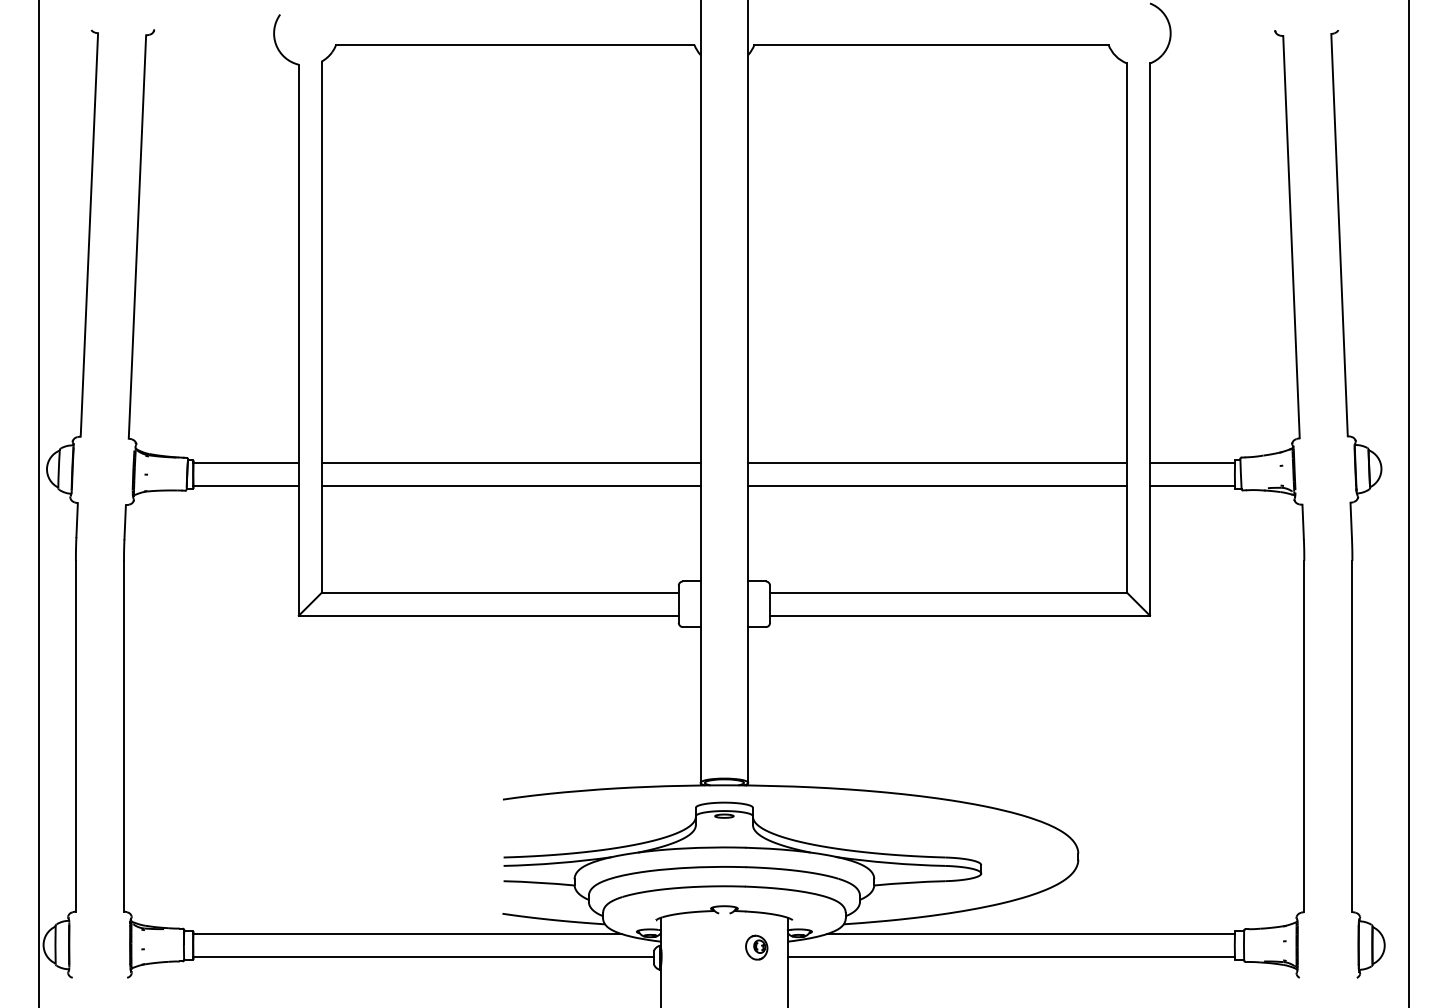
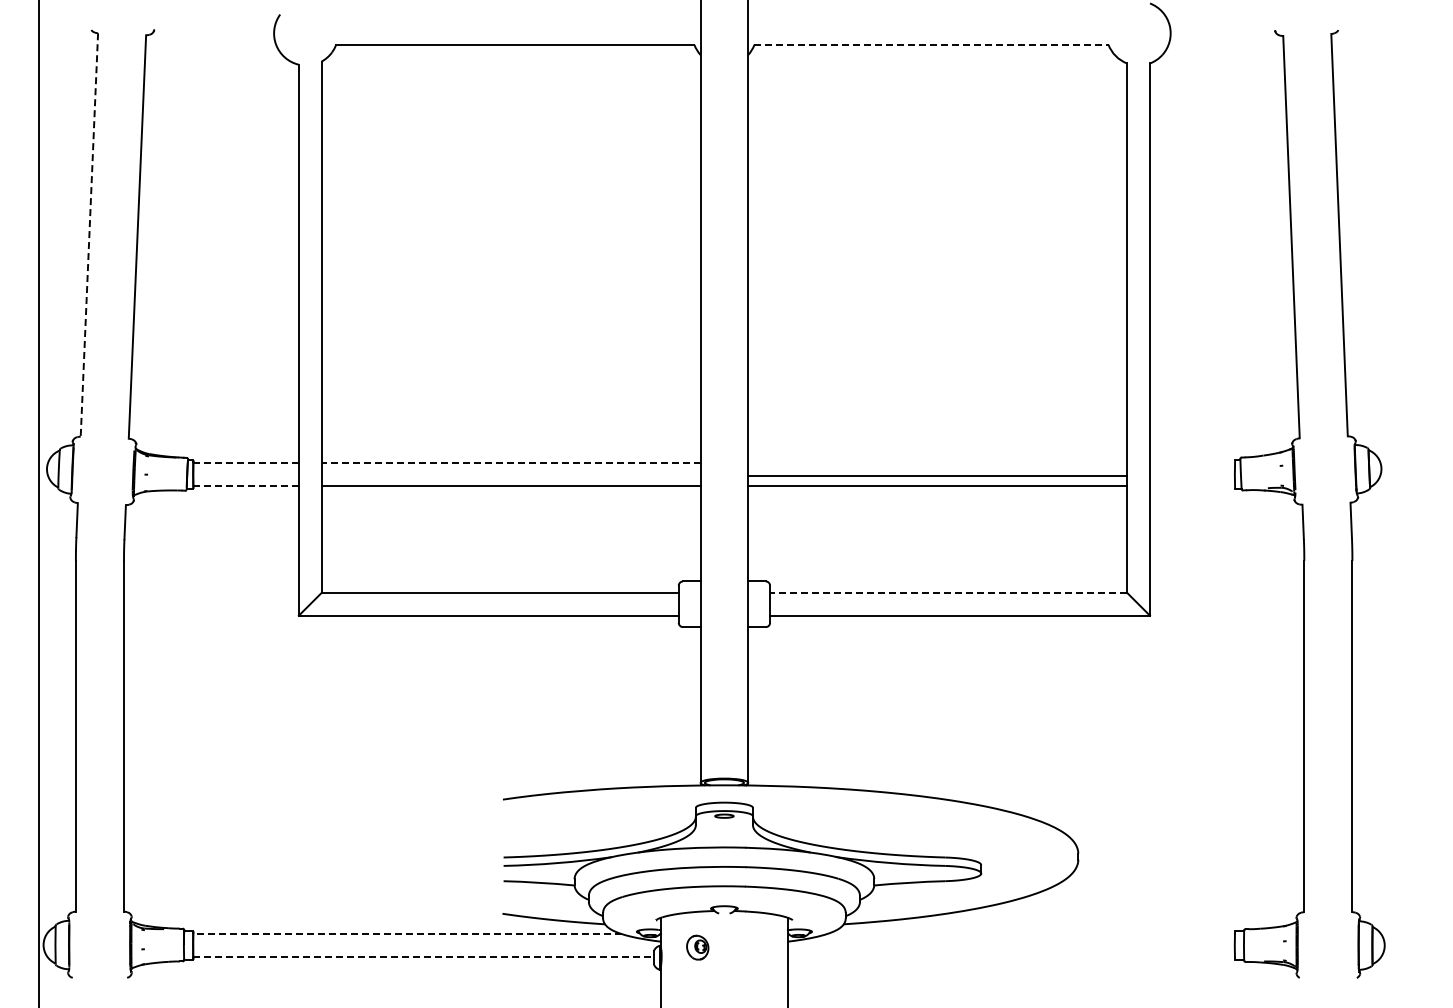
line: solid -> dashed (932, 44)
line: solid -> dashed (89, 234)
line: solid -> dashed (246, 463)
line: solid -> dashed (510, 463)
line position: (937, 463) -> (937, 476) (937, 476)
line: present -> none (1192, 463)
line: solid -> dashed (246, 486)
line: present -> none (1192, 486)
line: present -> none (1409, 503)
line: solid -> dashed (948, 592)
line: solid -> dashed (407, 934)
line: present -> none (1030, 934)
part position: (756, 947) -> (697, 947) (697, 947)
line: solid -> dashed (424, 956)
line: present -> none (1010, 956)
